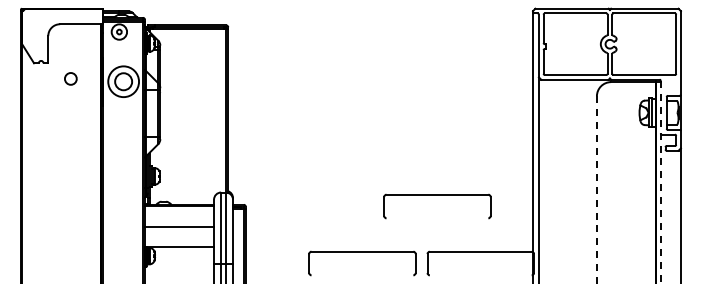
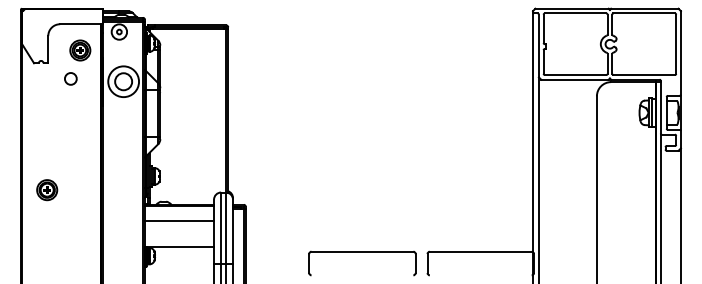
part: none -> present (80, 50)
line: dashed -> solid (660, 182)
part: none -> present (47, 190)
line: dashed -> solid (596, 190)
part: present -> none (437, 195)
line position: (179, 226) -> (179, 220) (179, 220)
